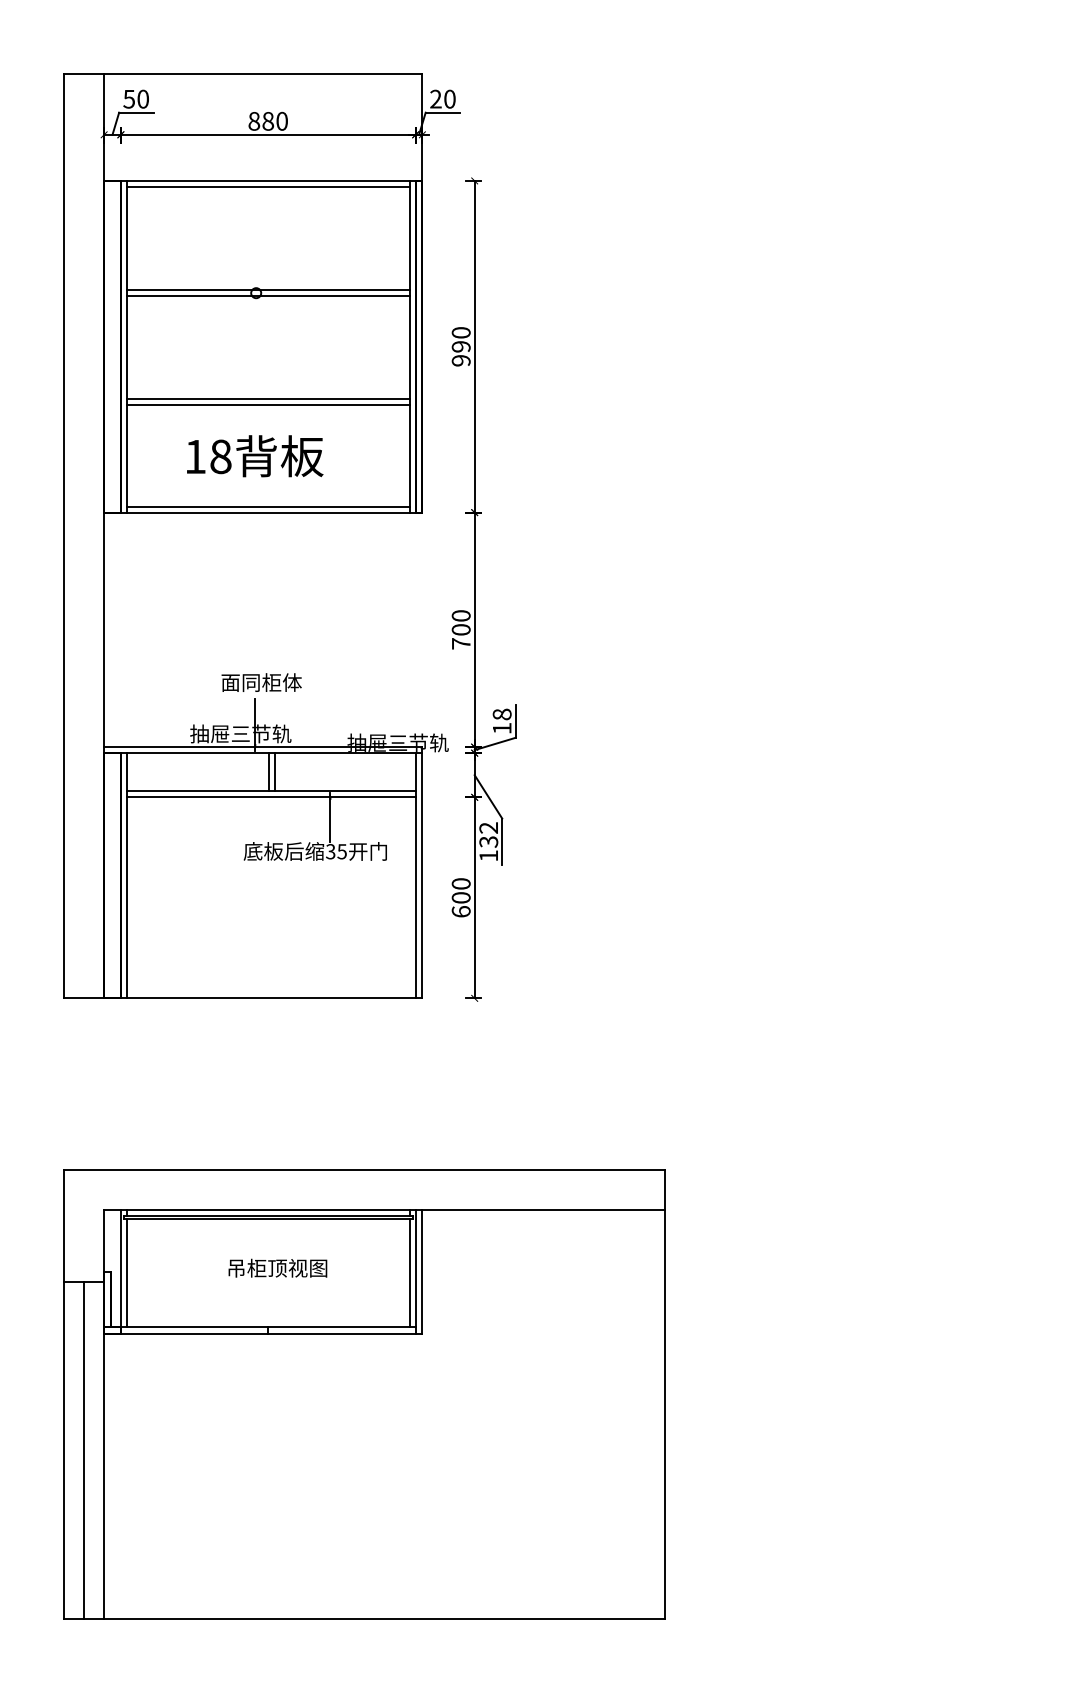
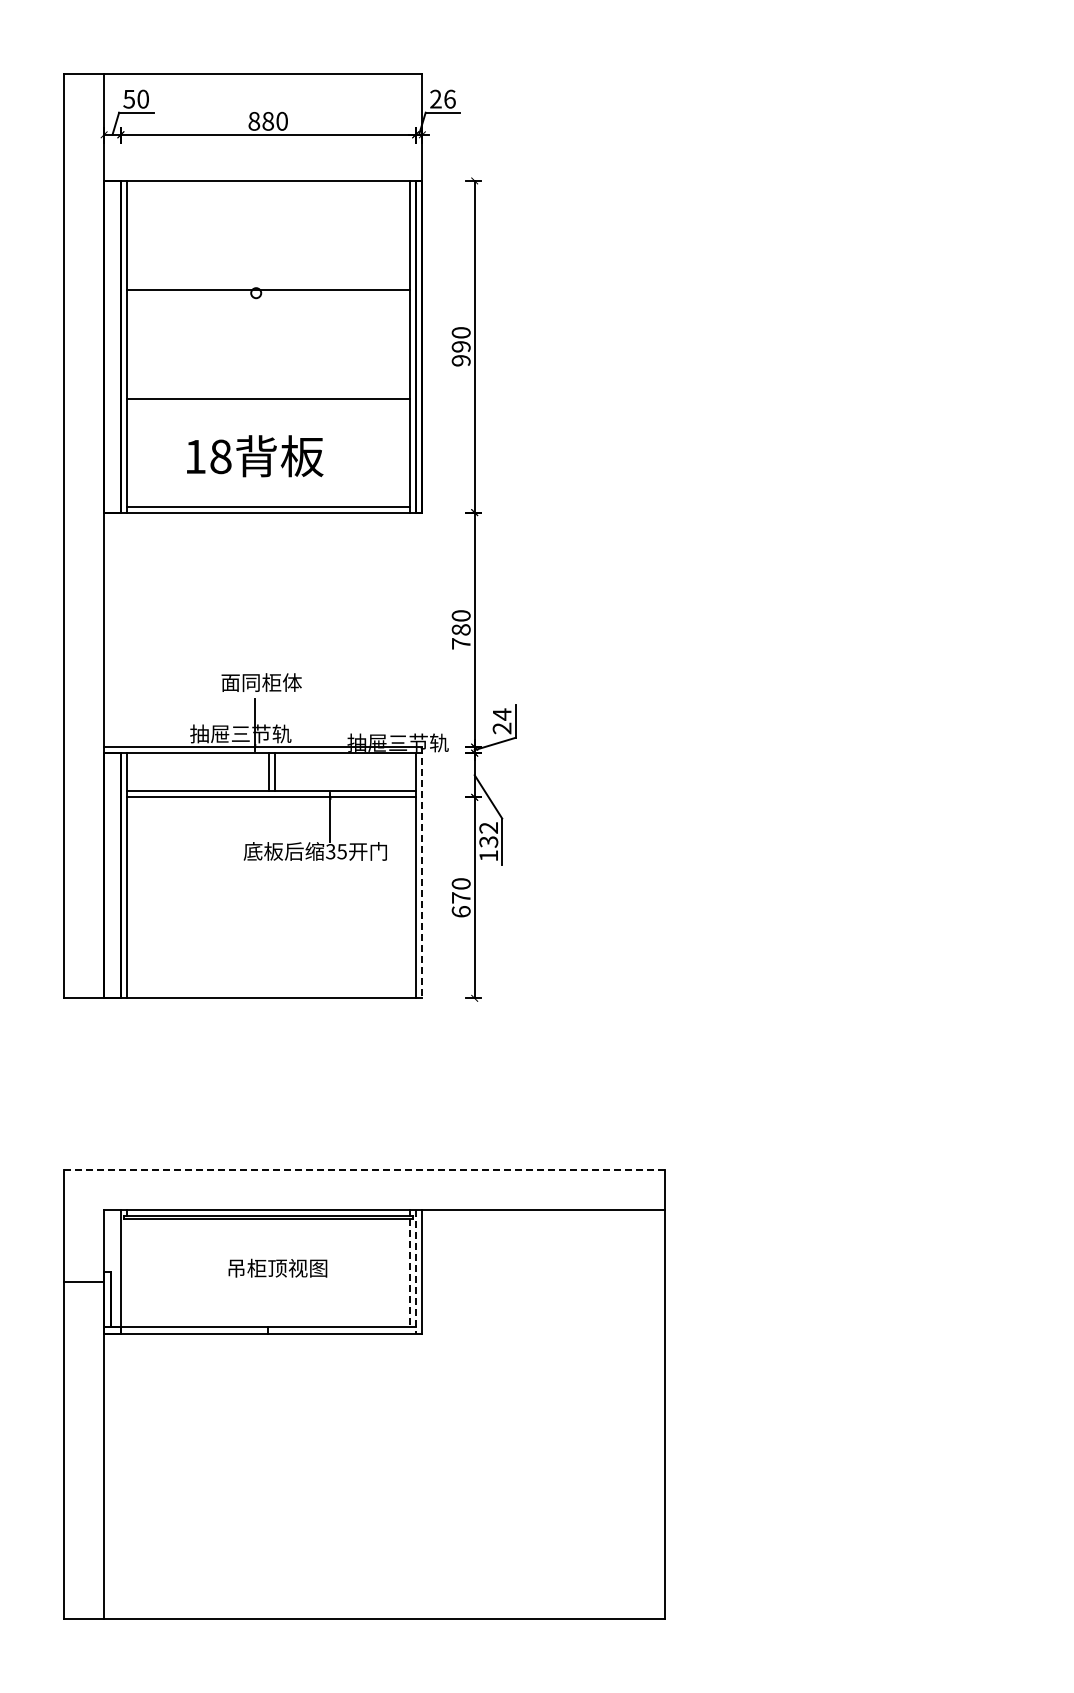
text: 20 -> 26 (449, 98)
line: present -> none (267, 186)
line: present -> none (267, 296)
line: present -> none (267, 405)
text: 700 -> 780 (461, 629)
text: 18 -> 24 (501, 721)
line: solid -> dashed (422, 872)
text: 600 -> 670 (460, 897)
line: solid -> dashed (364, 1169)
line: solid -> dashed (415, 1271)
line: present -> none (126, 1272)
line: solid -> dashed (409, 1273)
line: present -> none (84, 1450)
